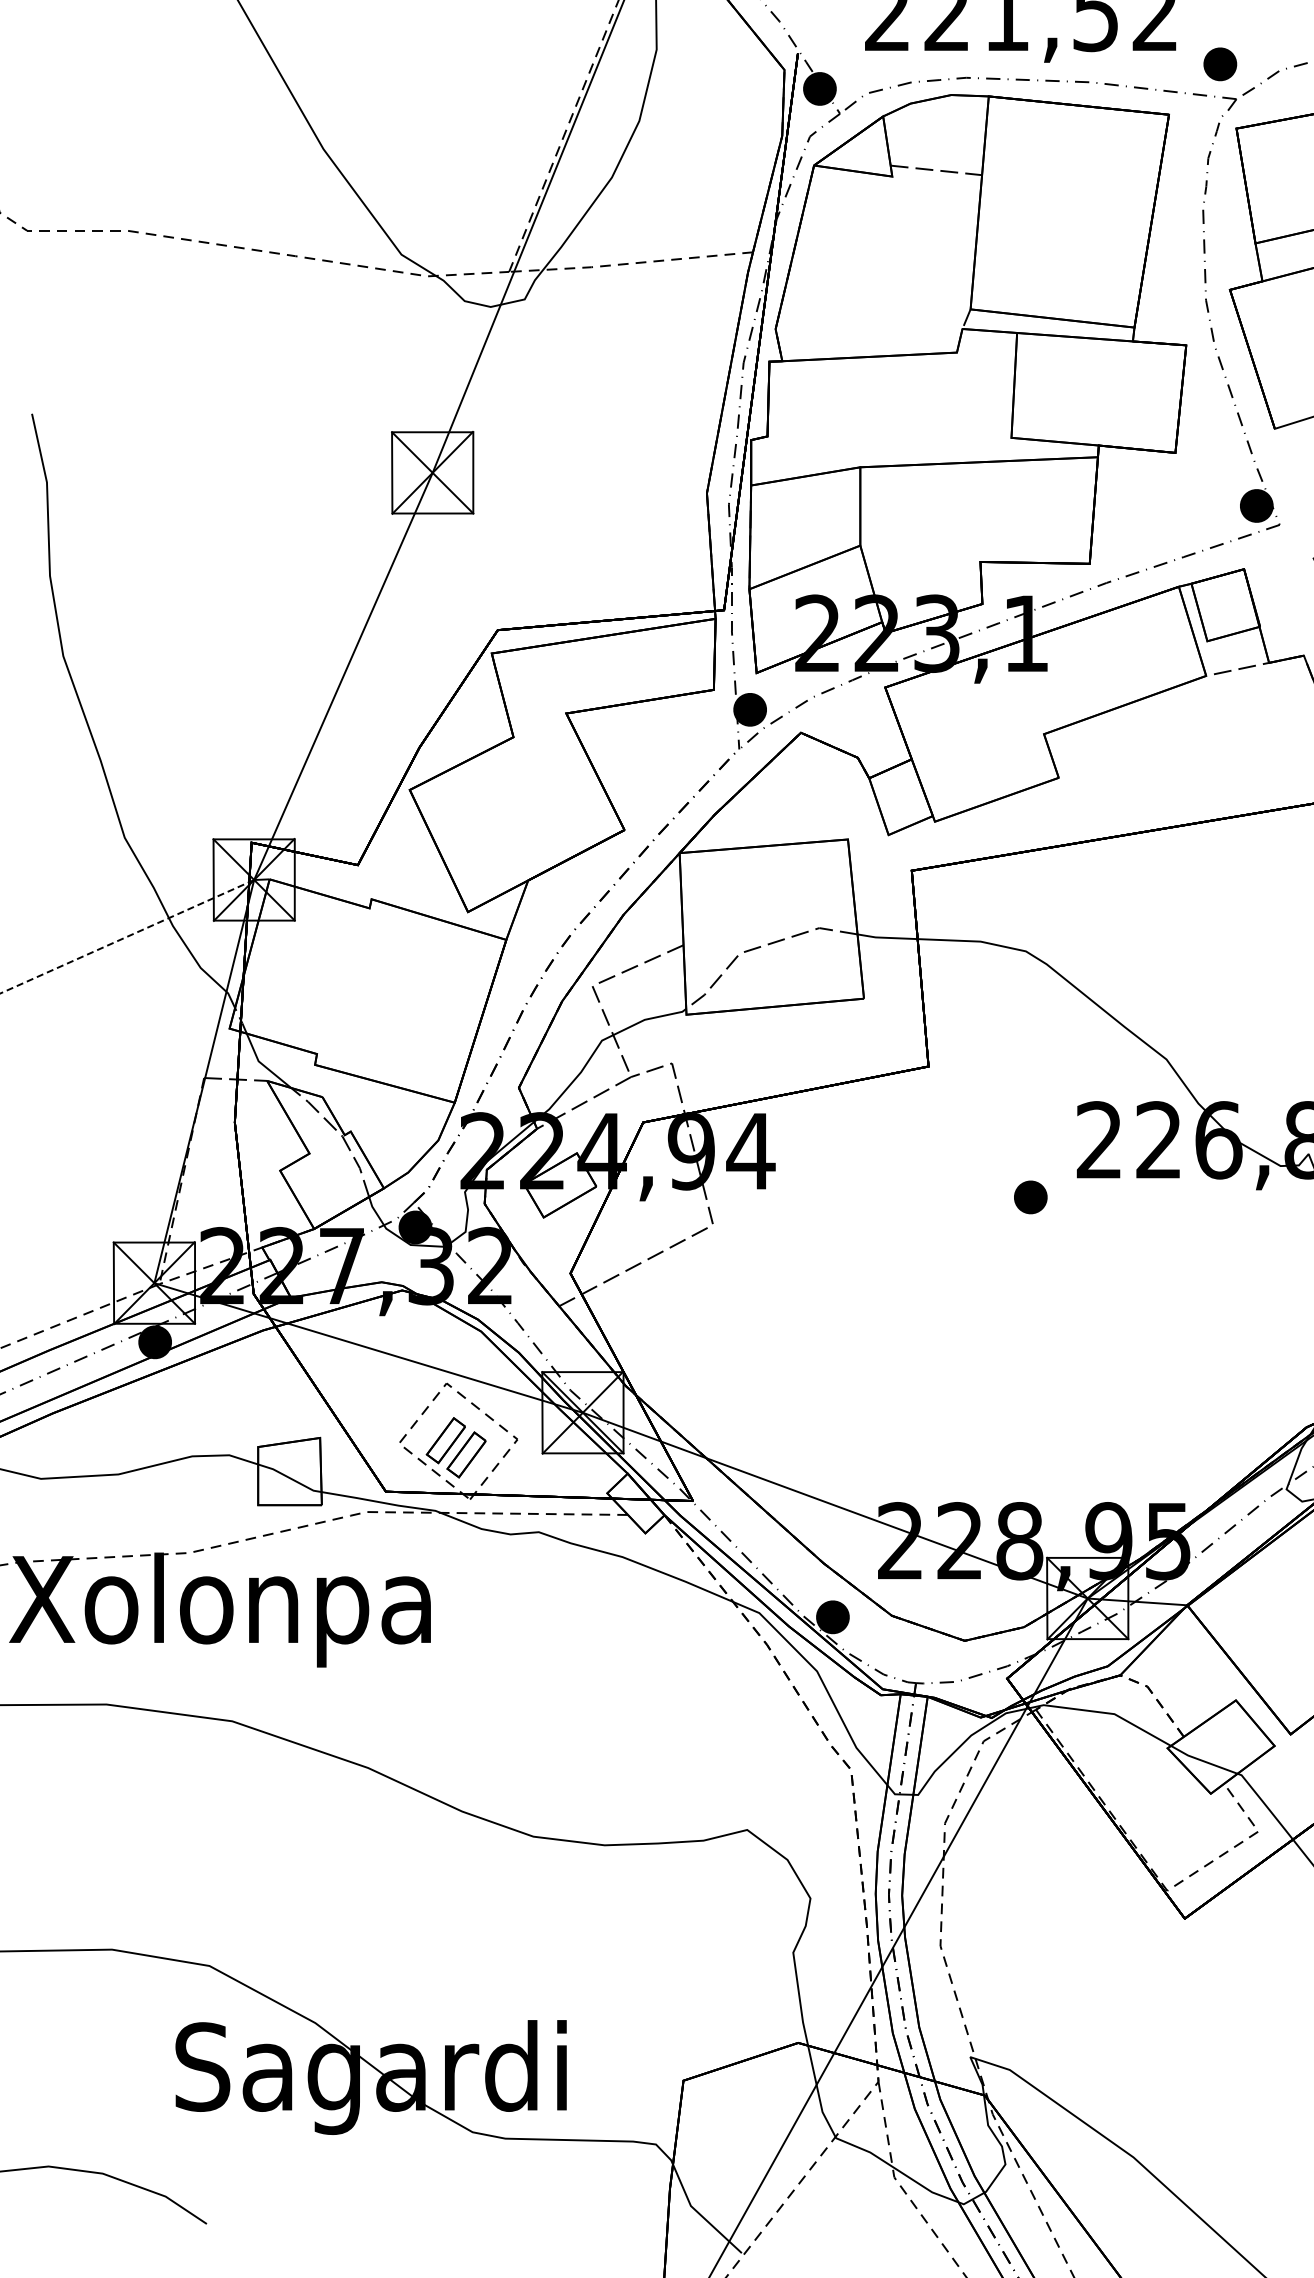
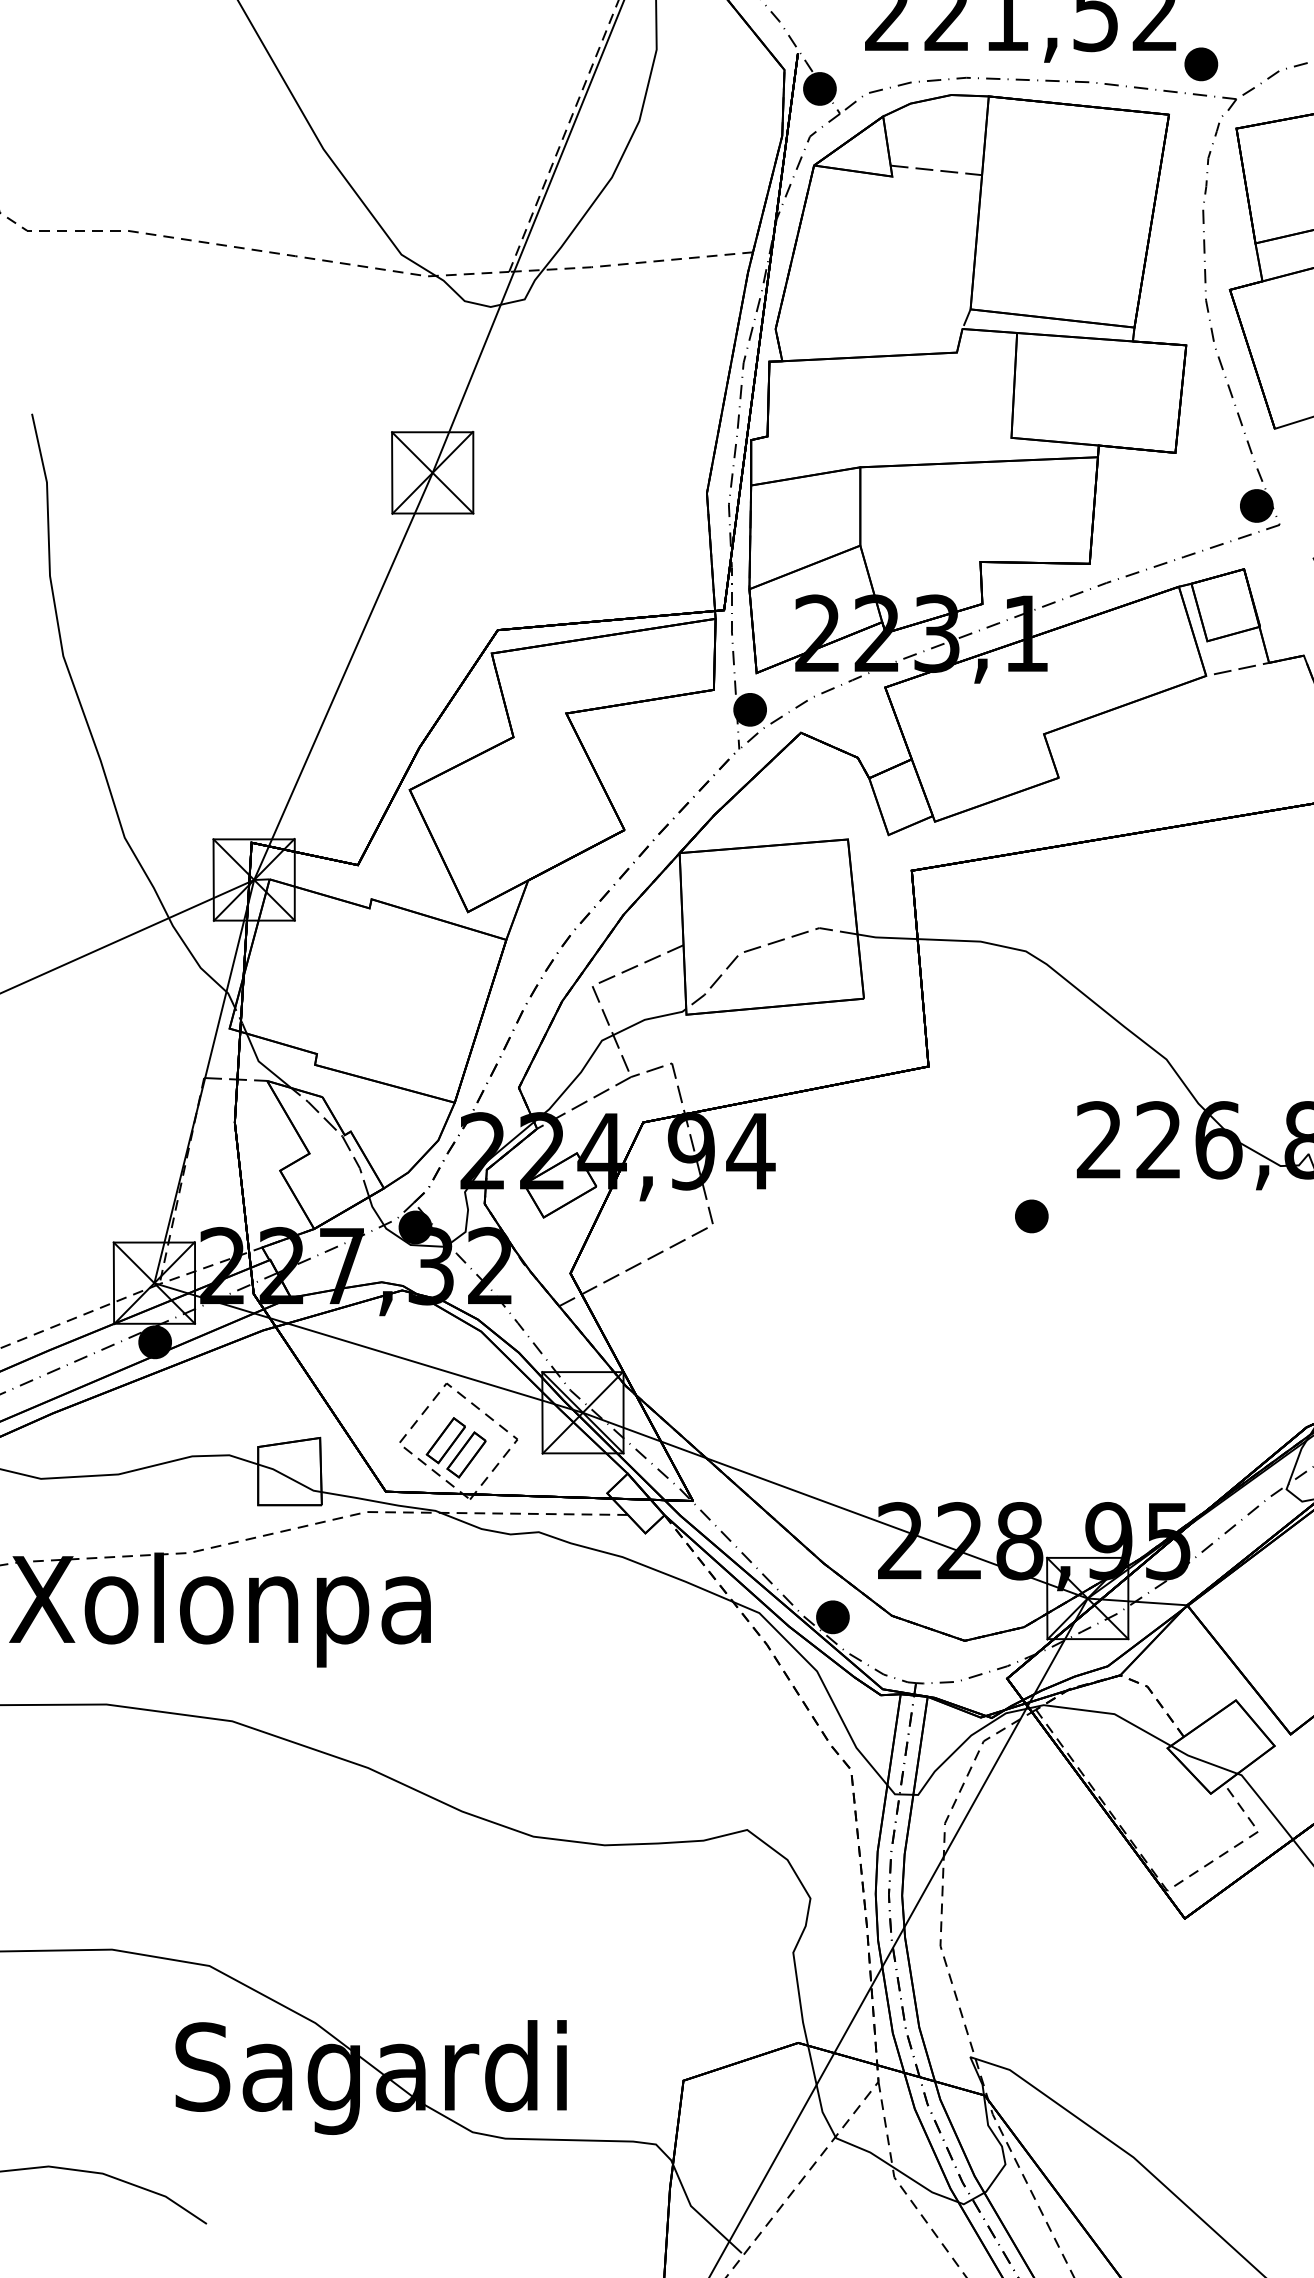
part position: (1220, 64) -> (1201, 64) (1201, 64)
line: dashed -> solid (127, 936)
part position: (1030, 1197) -> (1031, 1216) (1031, 1216)
